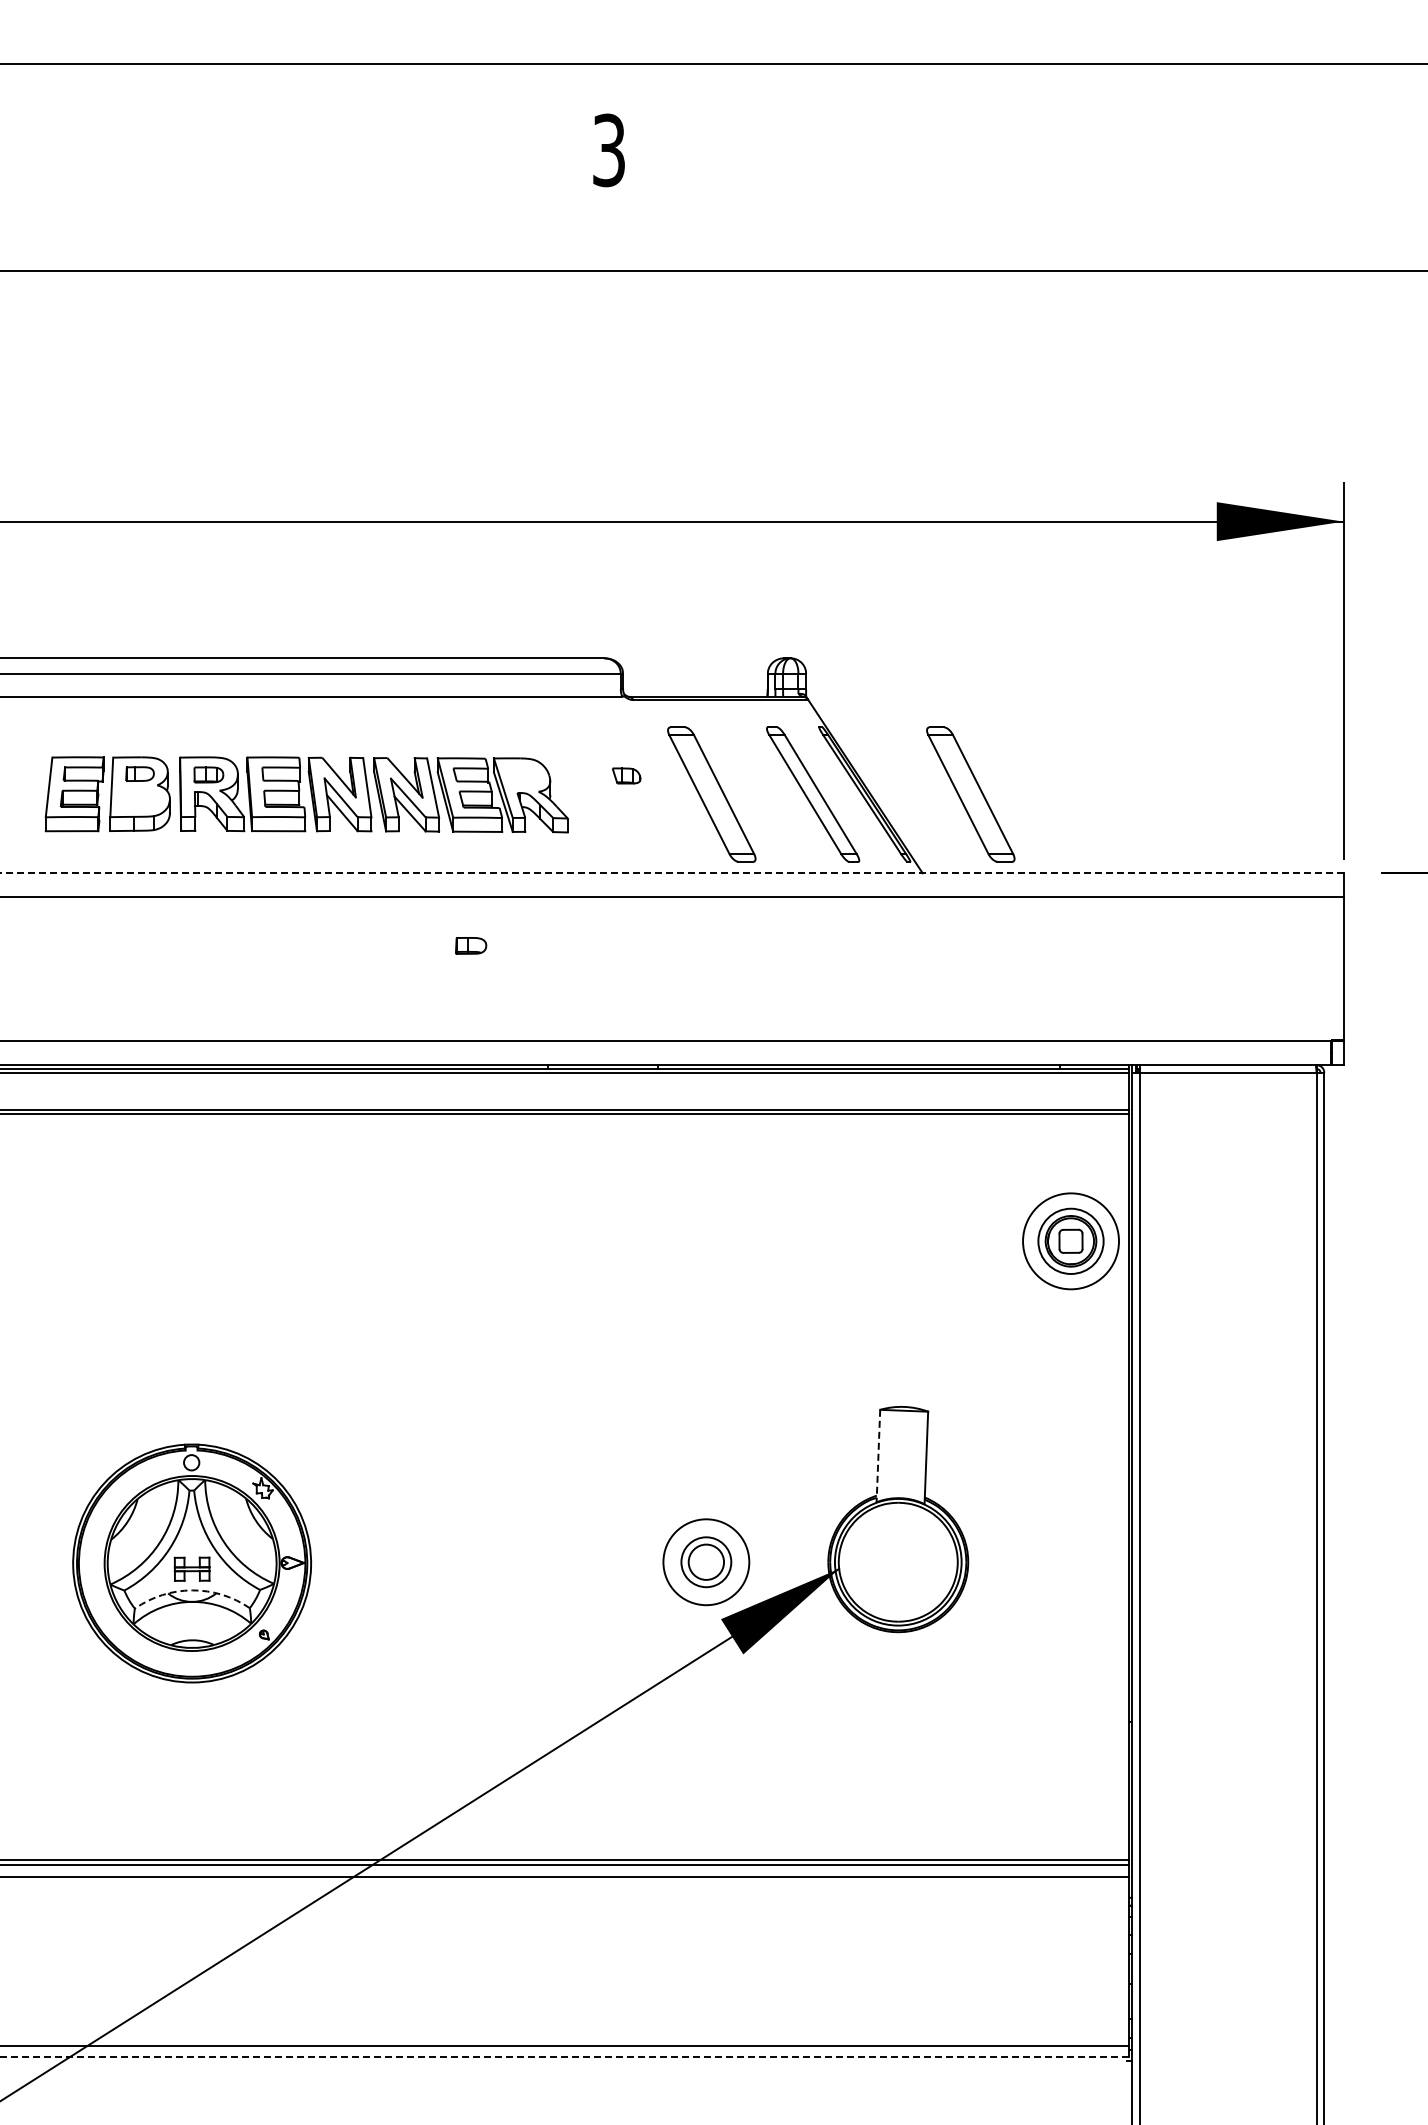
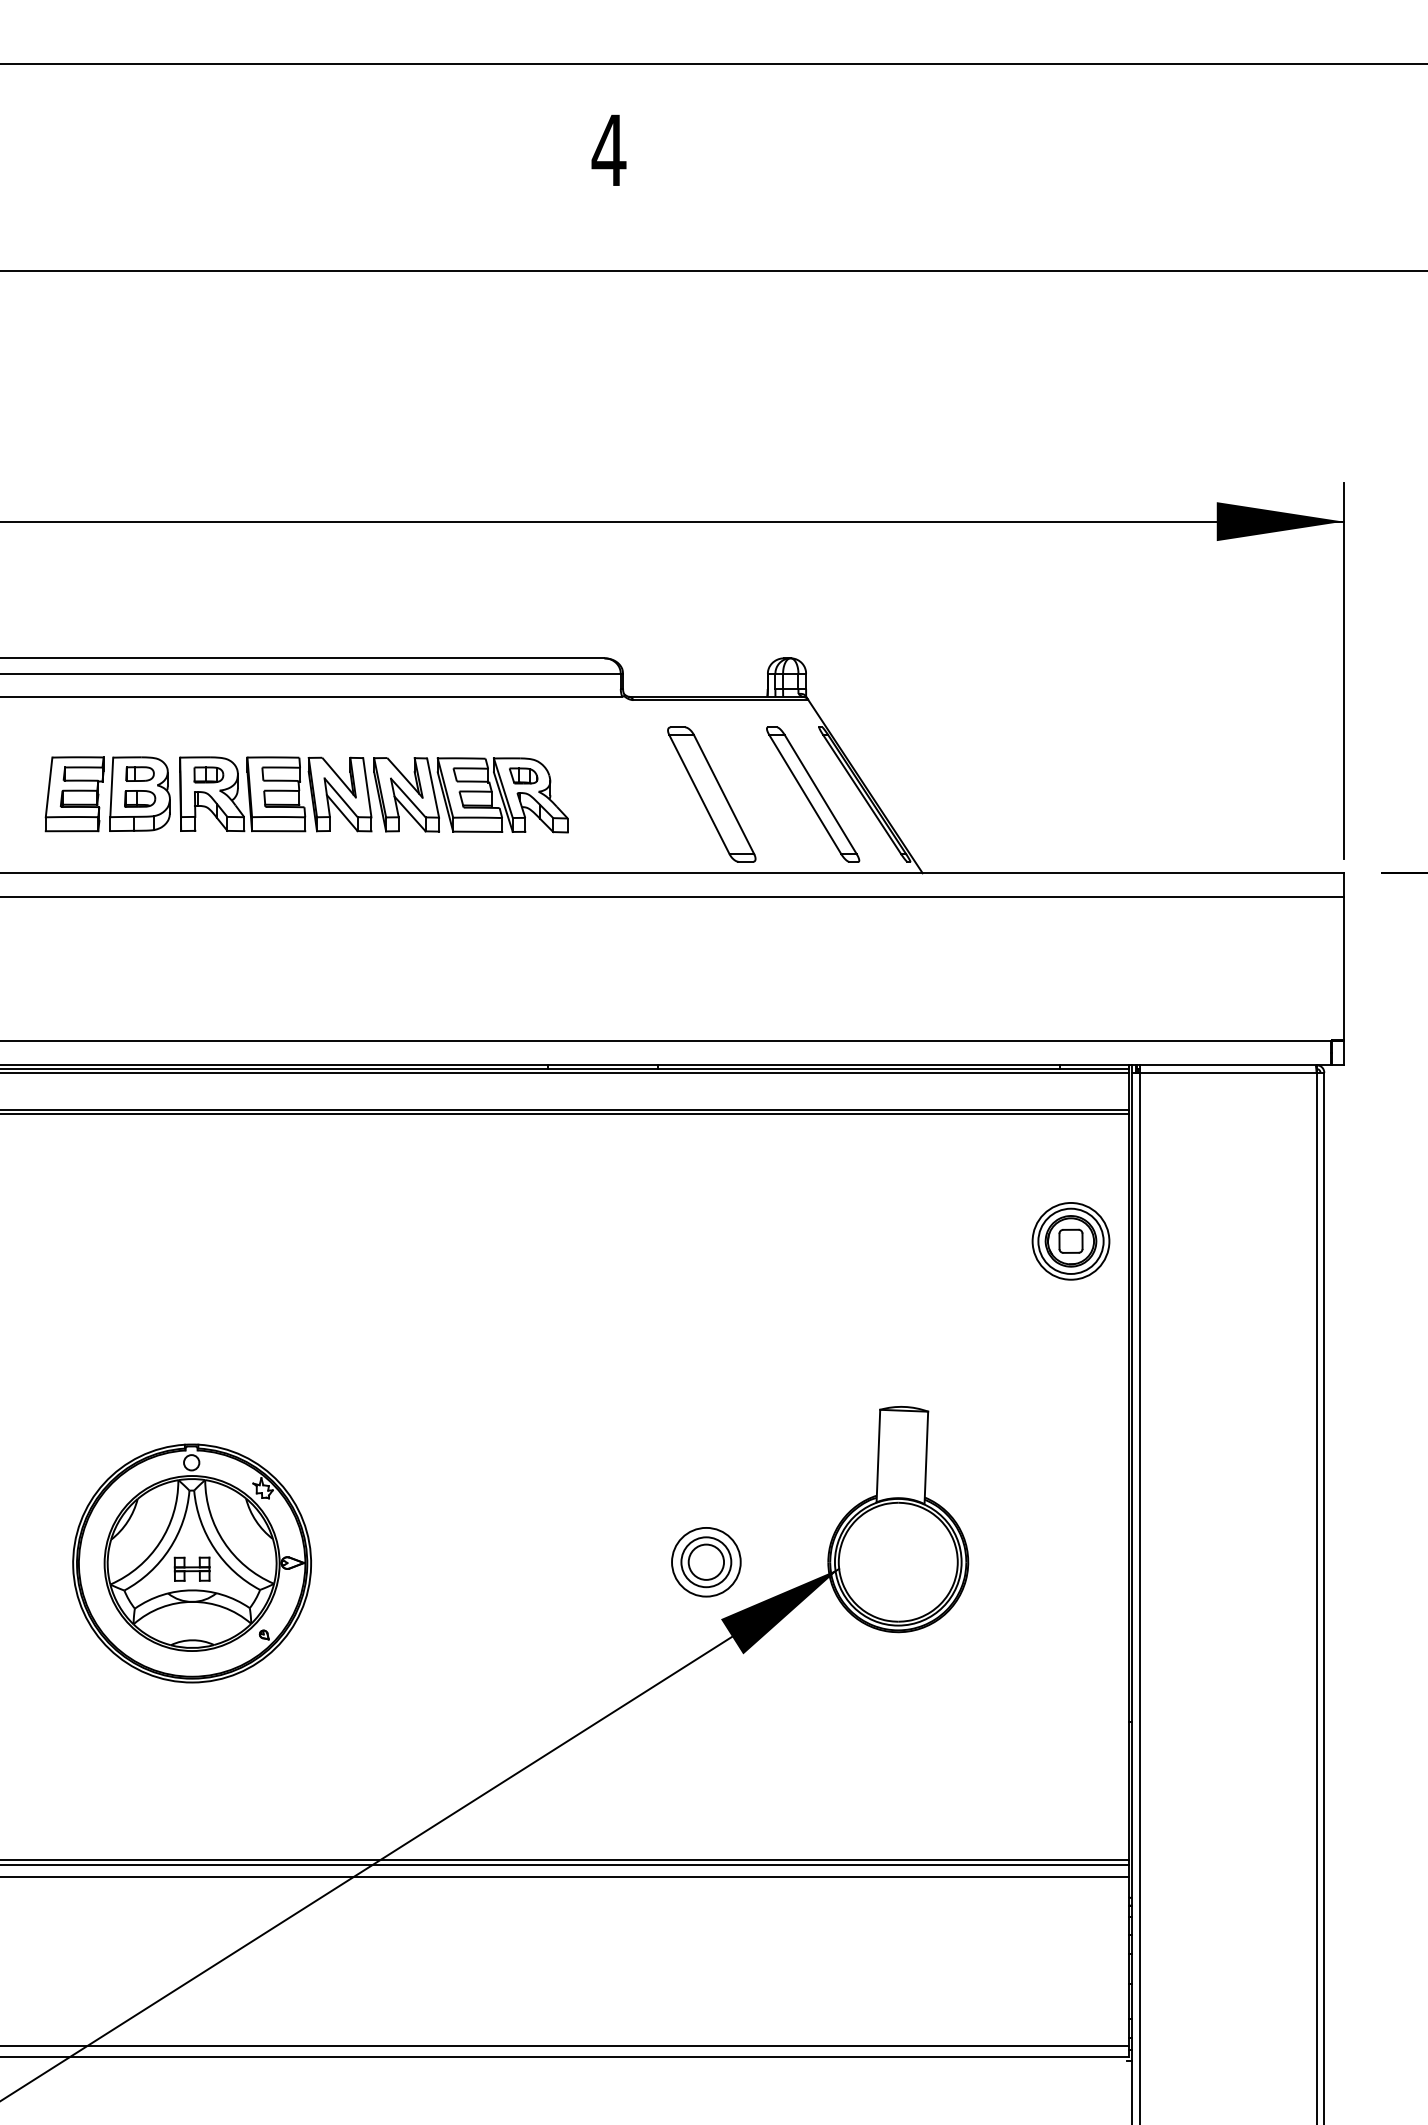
text: 3 -> 4 (608, 150)
part position: (626, 775) -> (523, 775) (523, 775)
part: present -> none (970, 794)
line: dashed -> solid (672, 873)
part position: (471, 945) -> (140, 798) (140, 798)
circle diameter: 96 px -> 77 px (1070, 1240)
line: dashed -> solid (878, 1456)
circle diameter: 86 px -> 69 px (706, 1561)
arc: dashed -> solid (192, 1590)
line: dashed -> solid (564, 2057)
